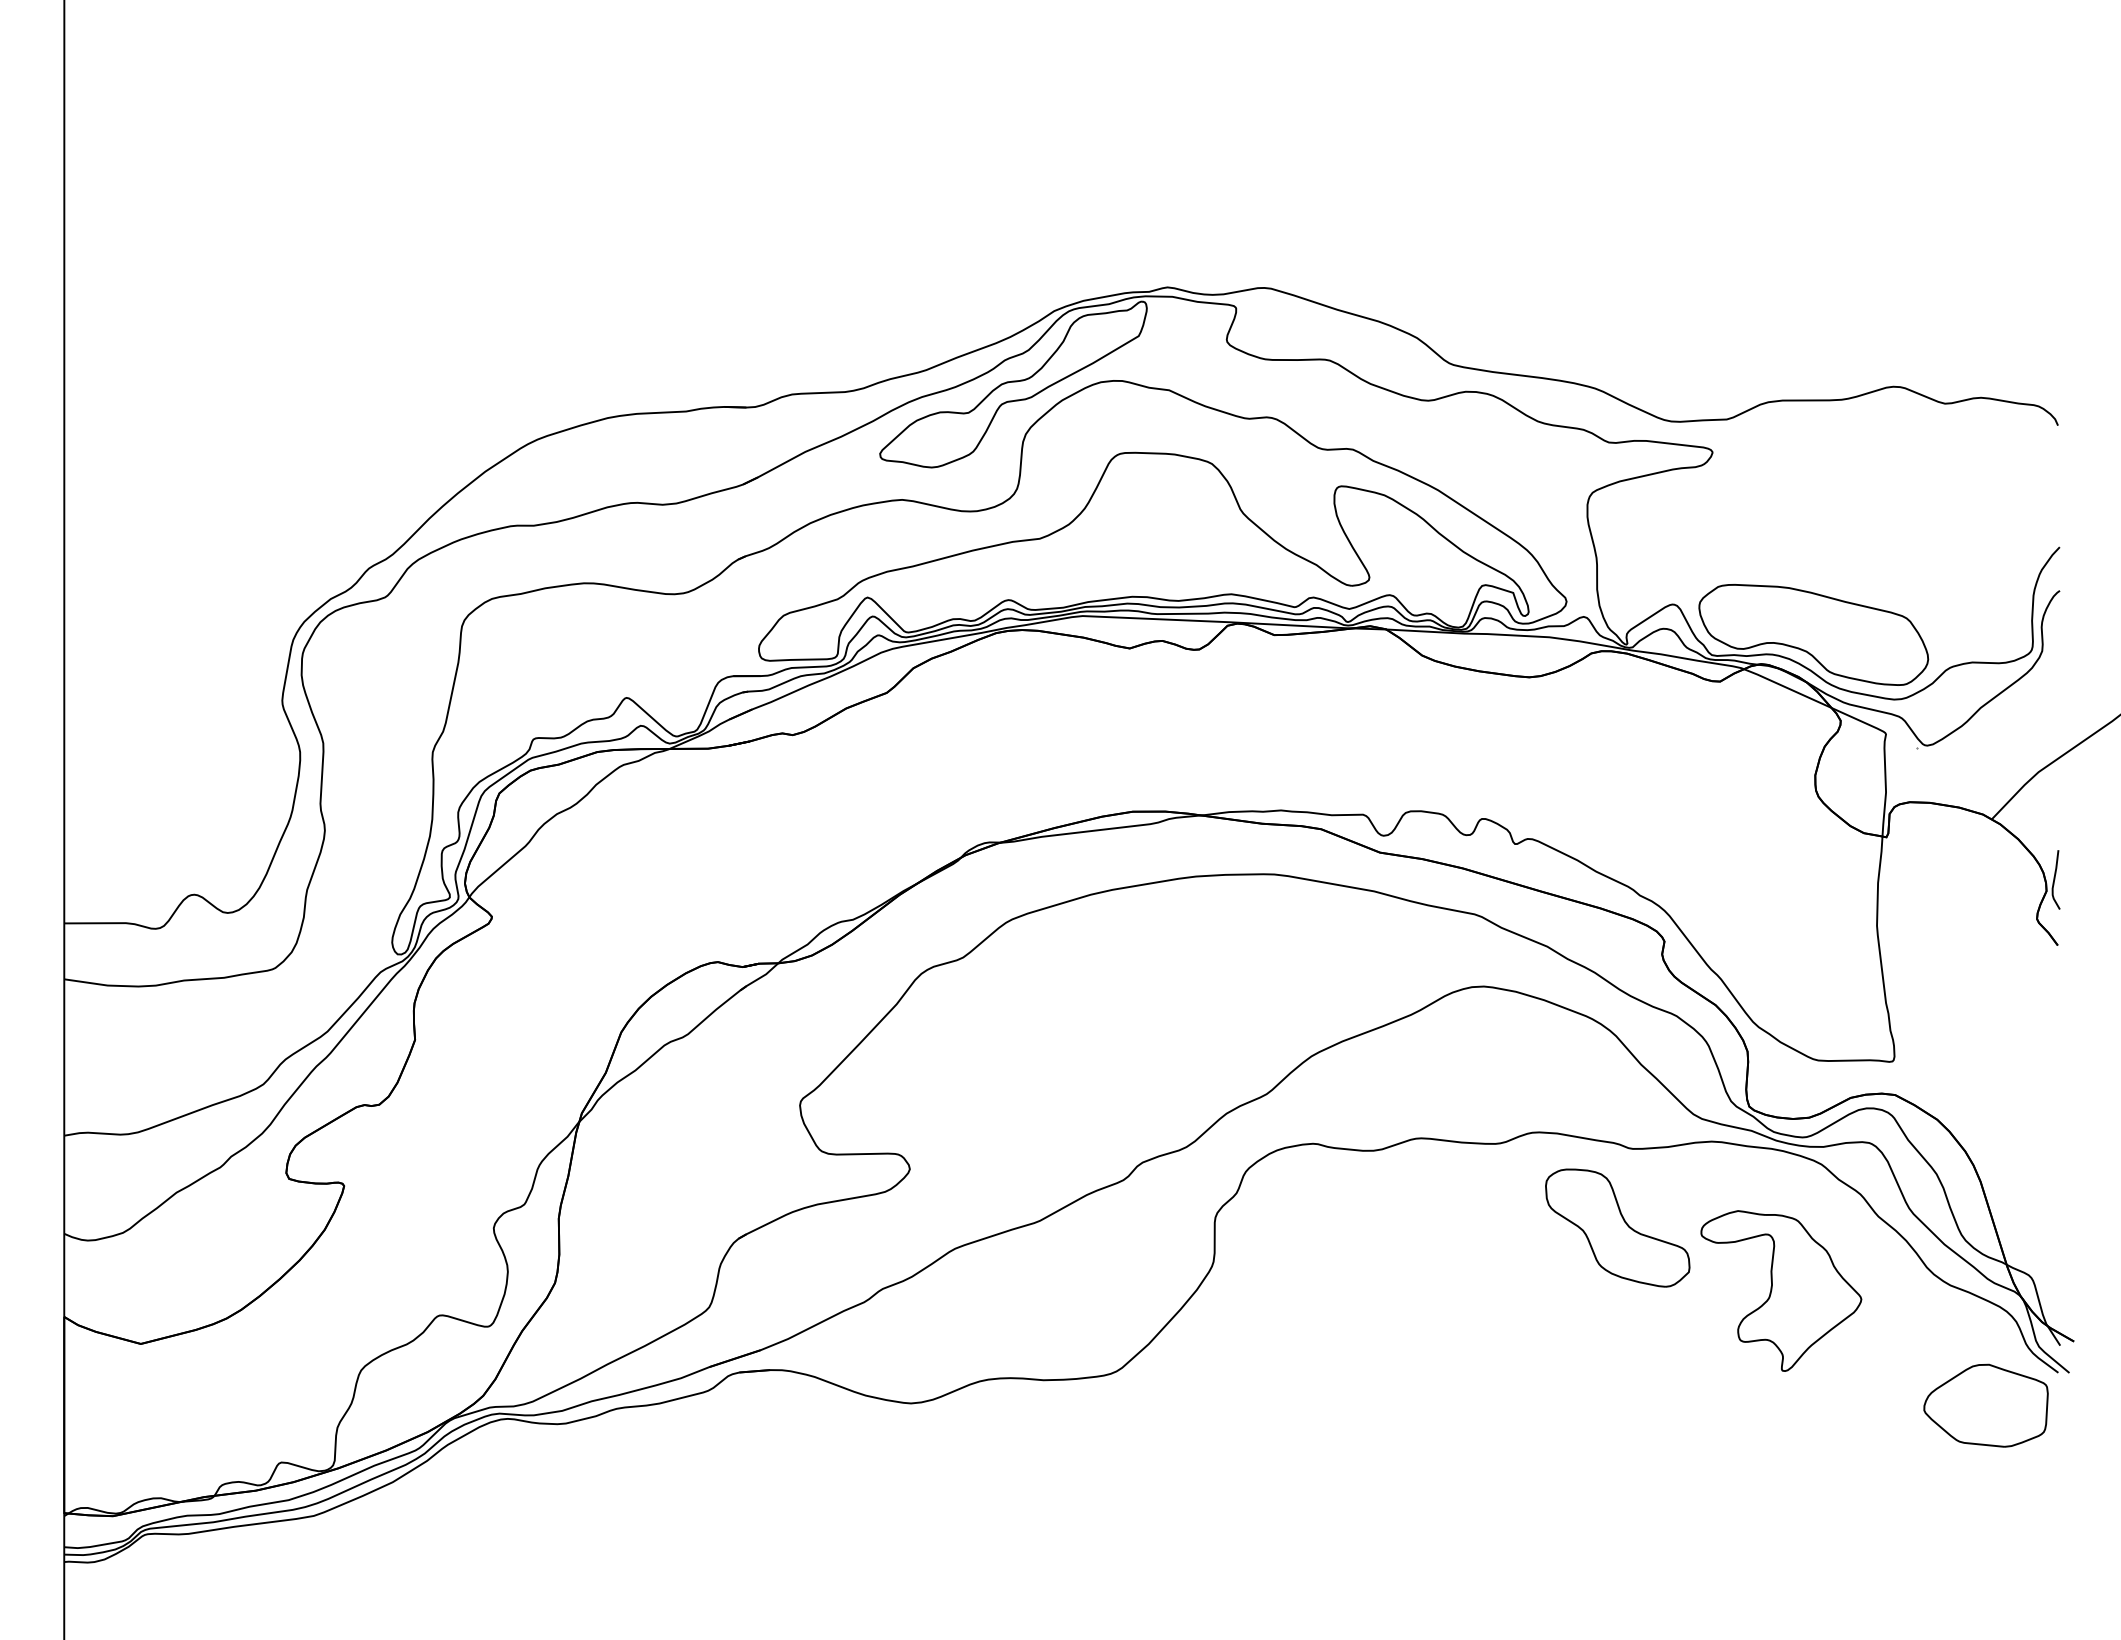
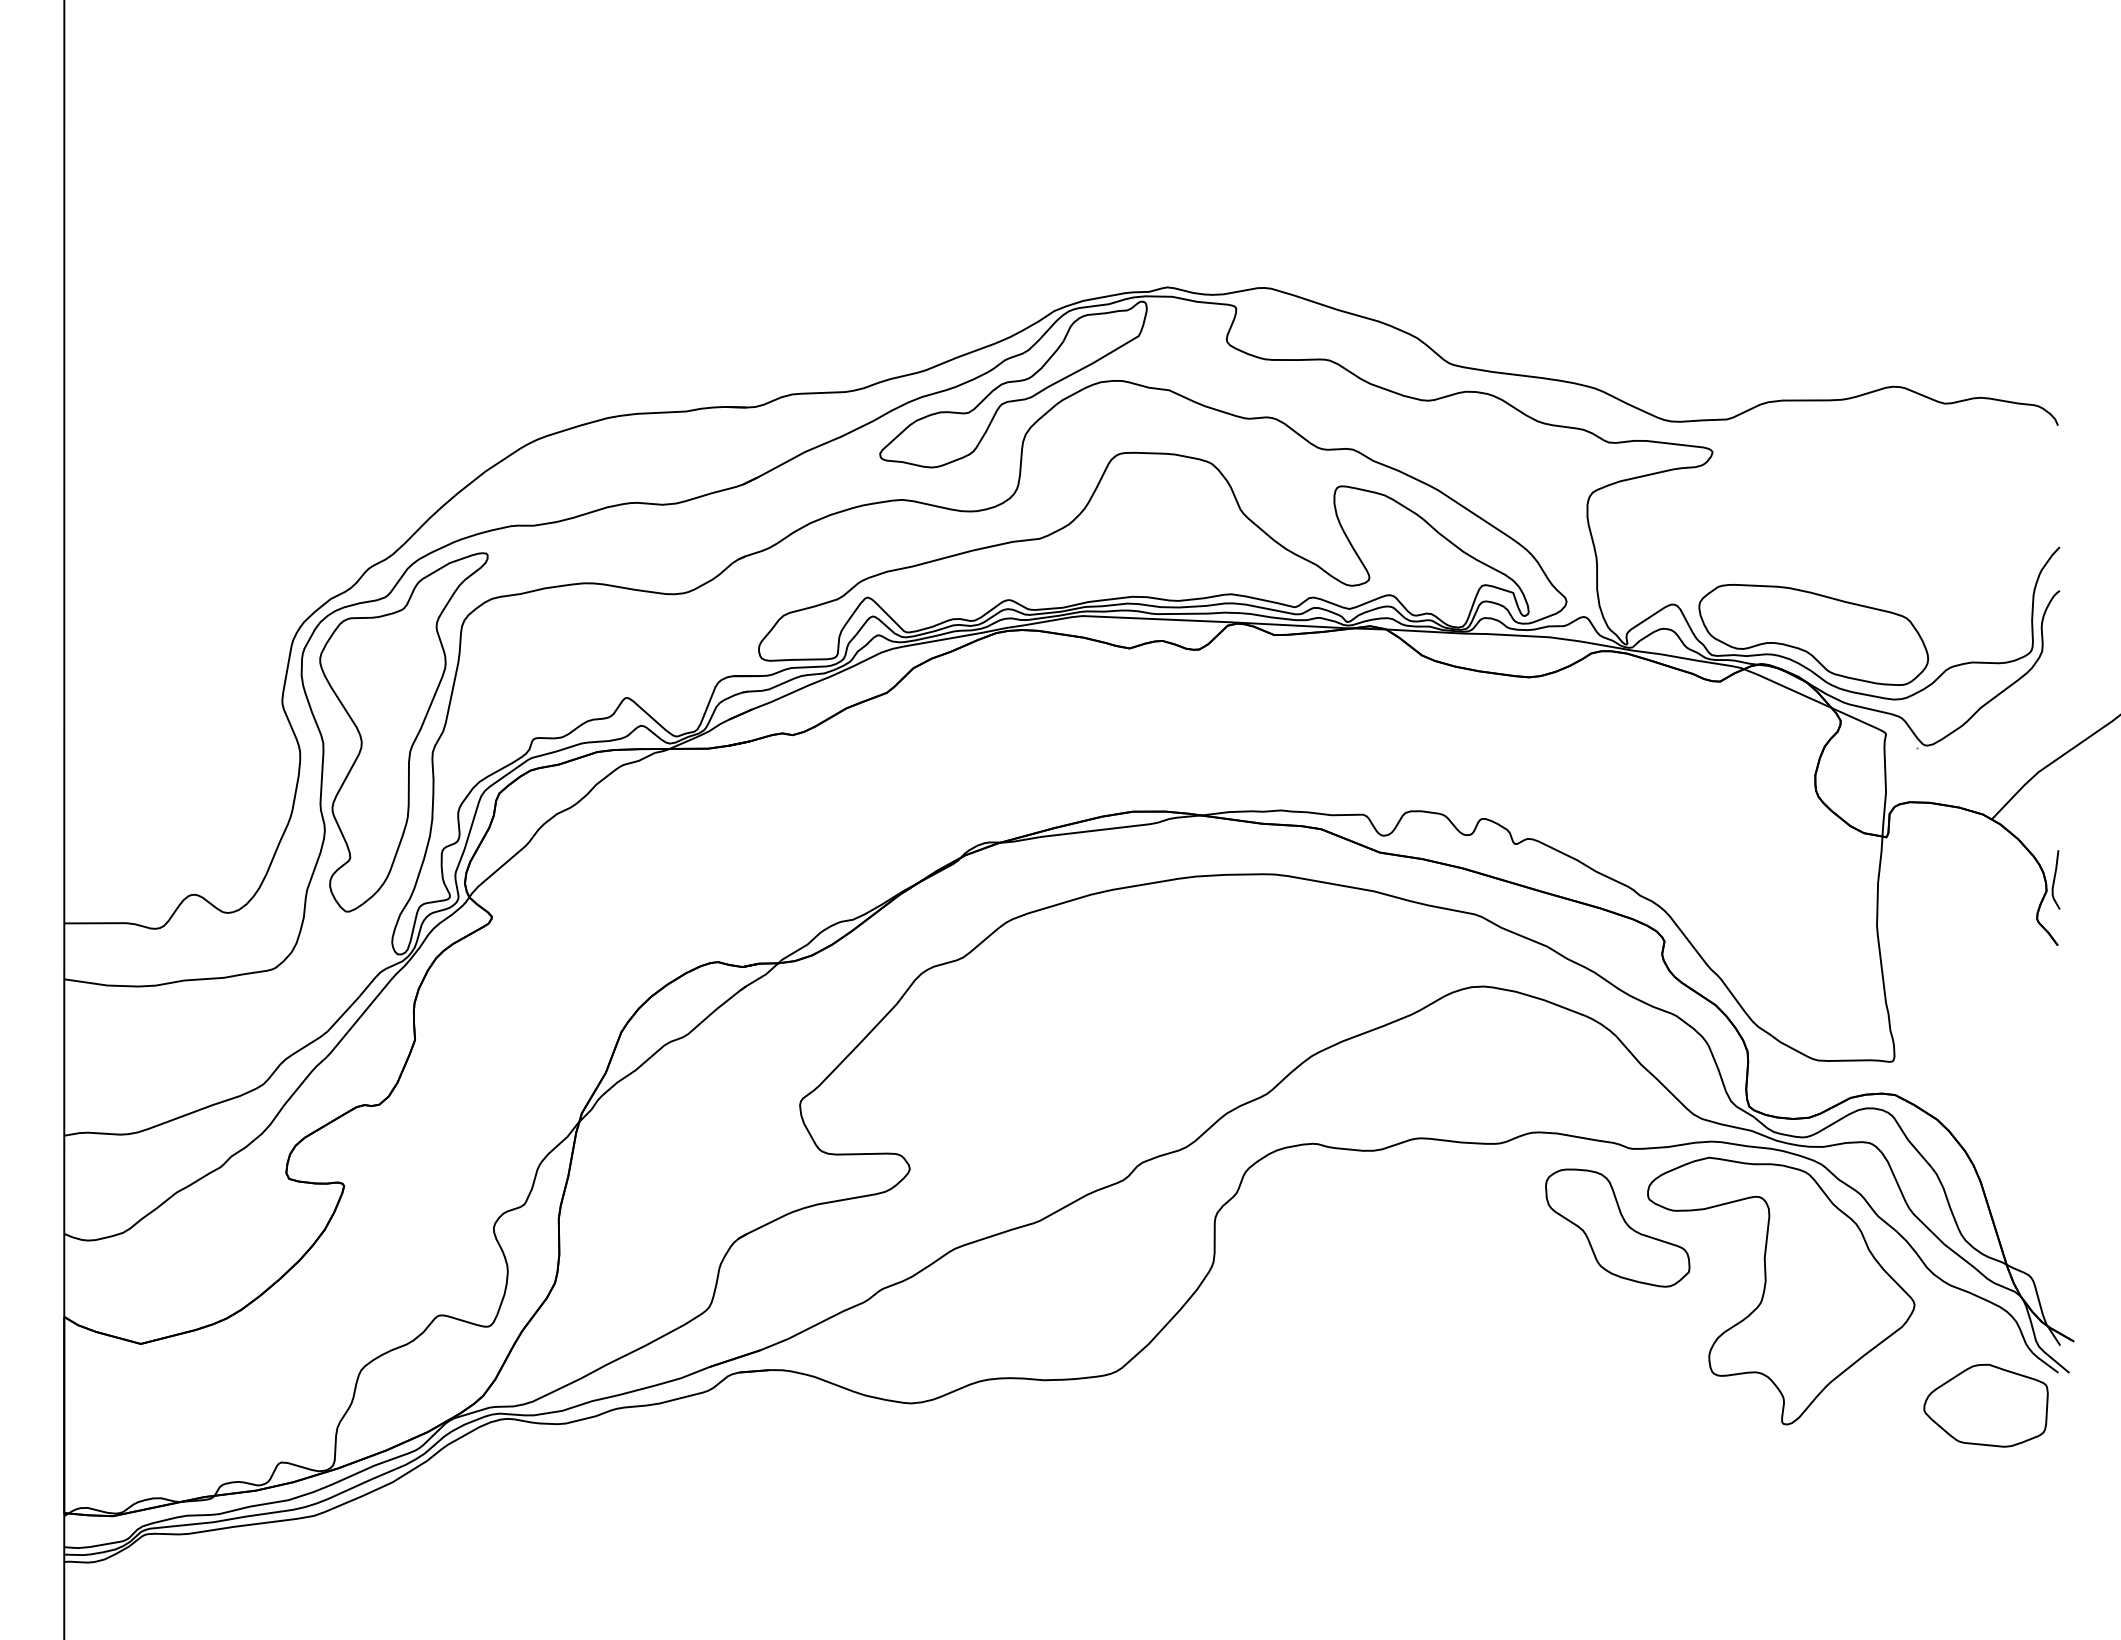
part: none -> present (403, 732)
part size: 163x162 px -> 269x270 px (1781, 1290)
